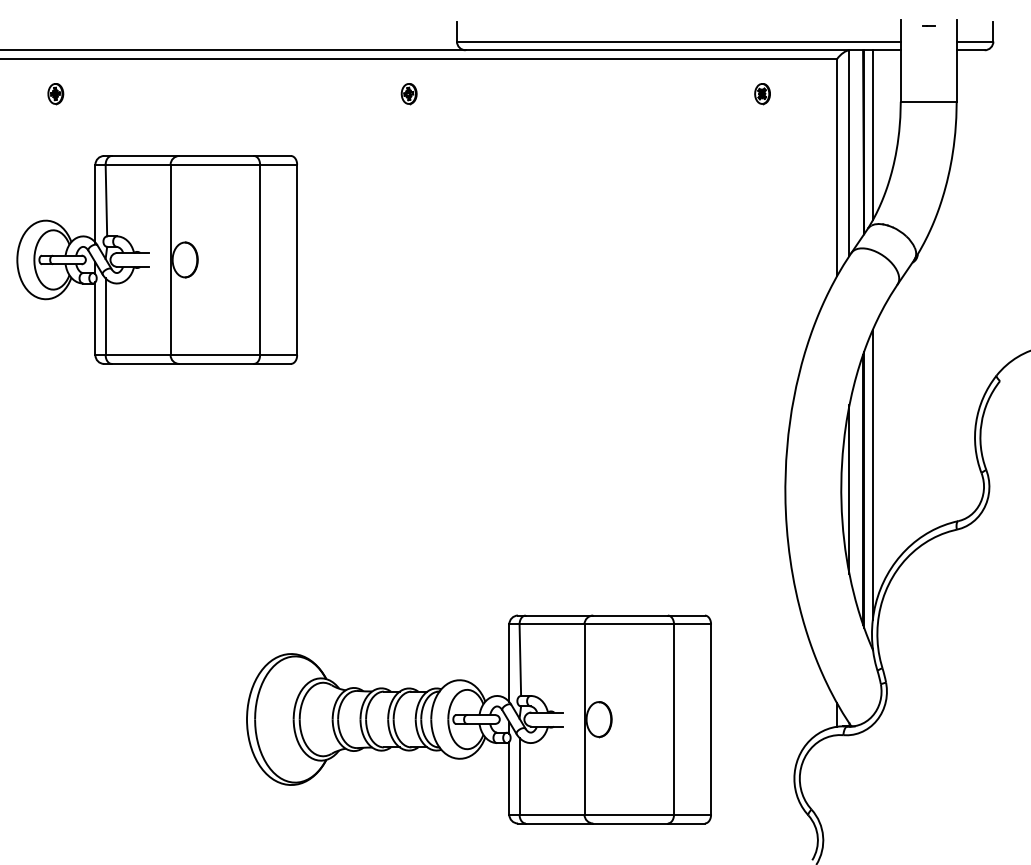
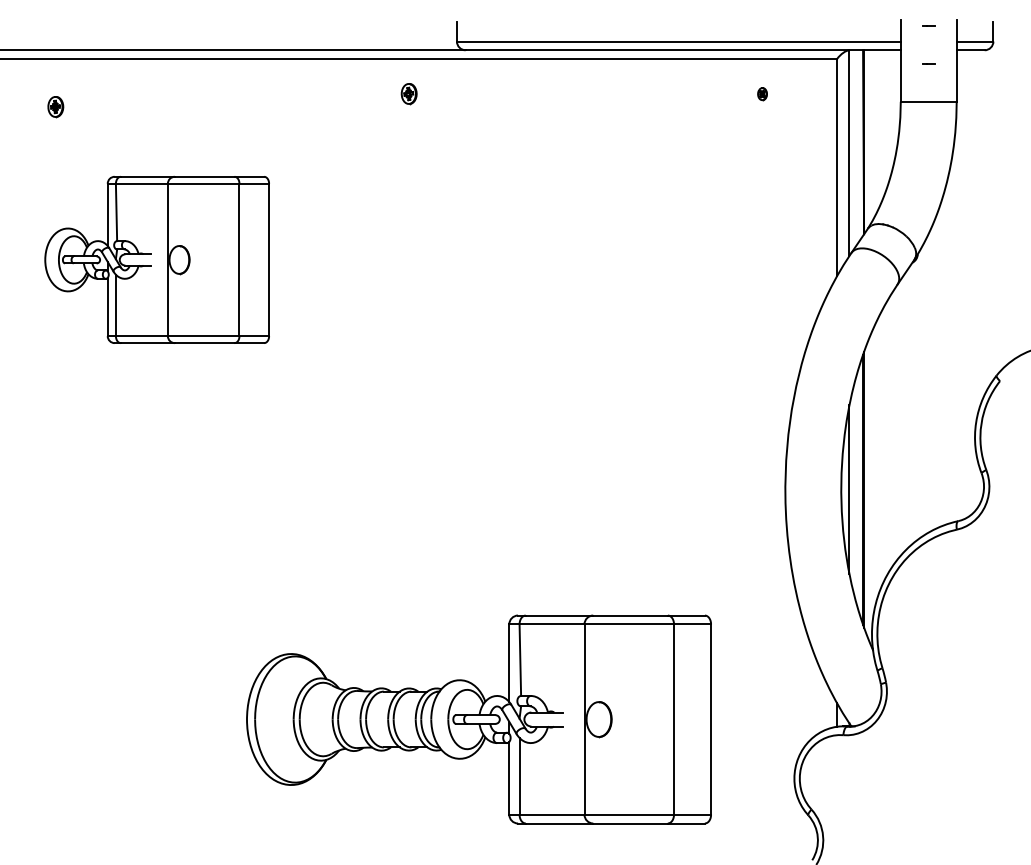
line: none -> present (928, 63)
part position: (55, 94) -> (55, 107) (55, 107)
part size: 17x23 px -> 11x15 px (762, 94)
line: present -> none (872, 135)
part size: 282x210 px -> 226x168 px (156, 259)
line: present -> none (872, 474)
